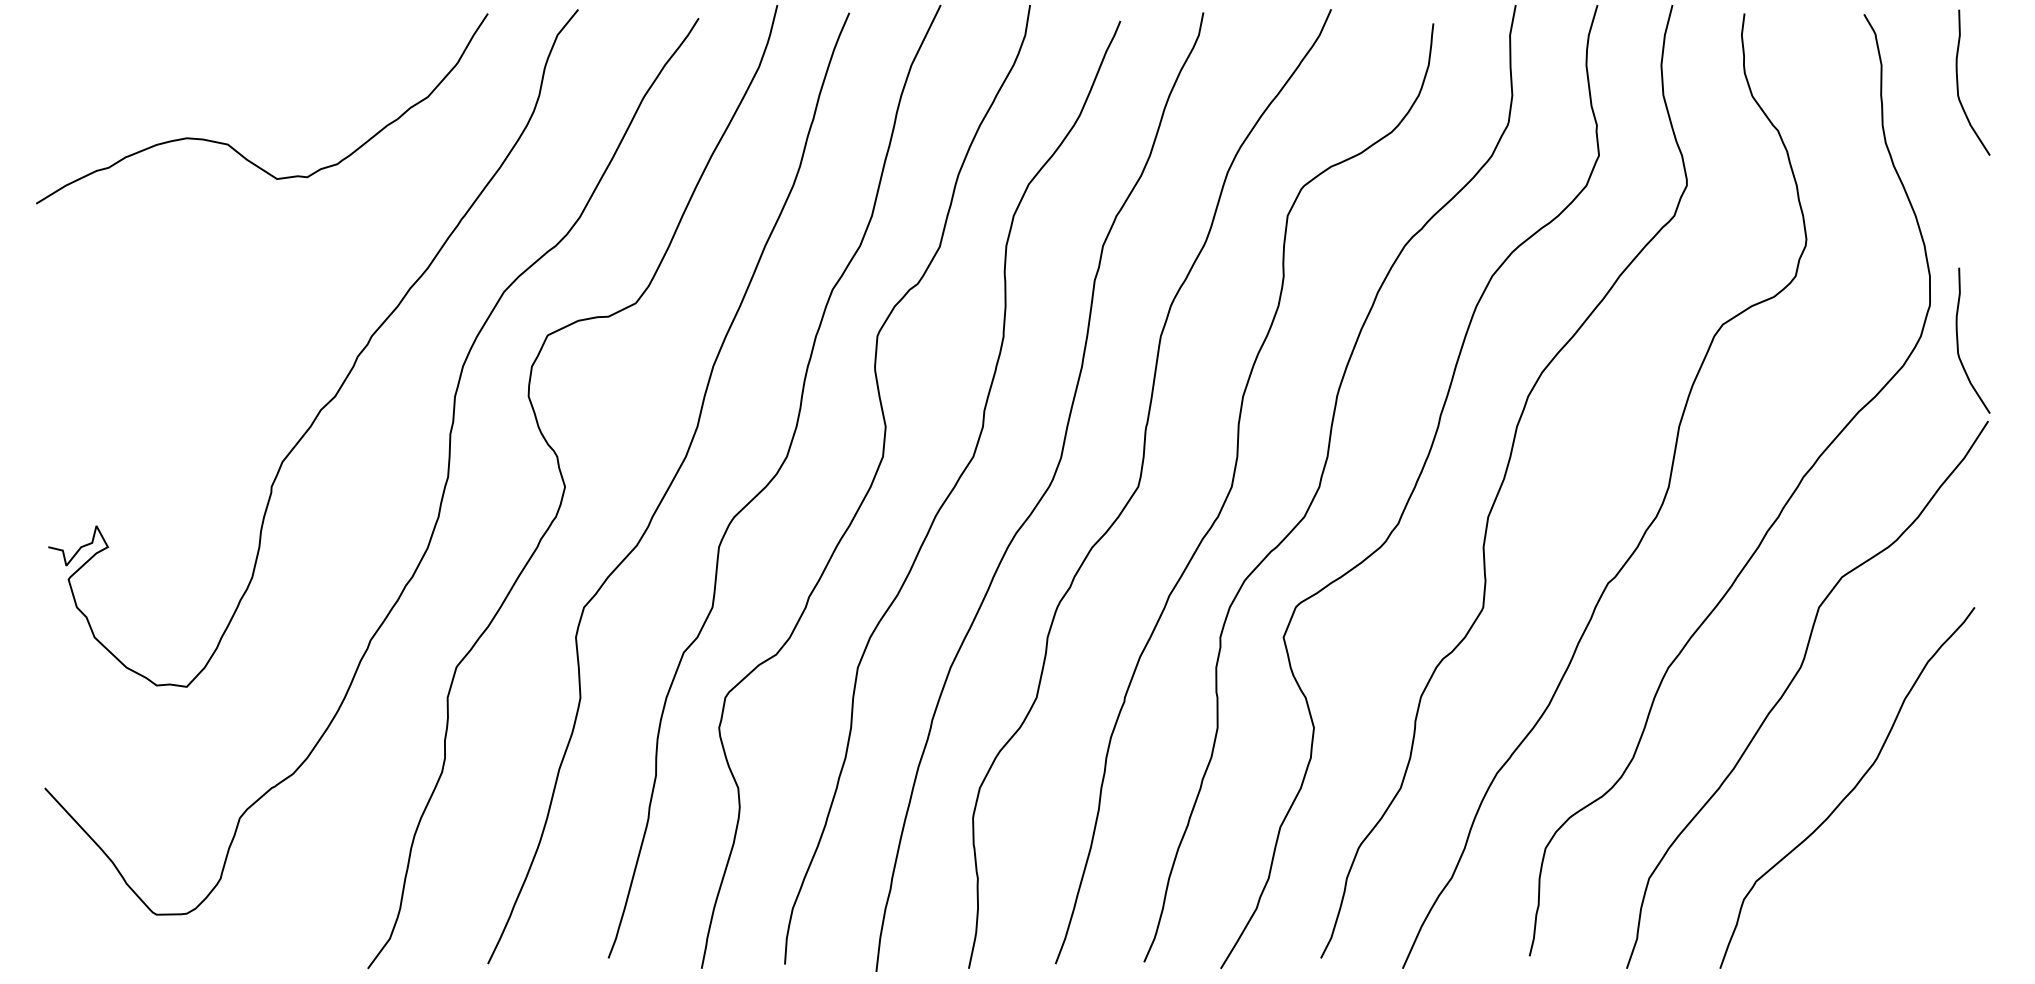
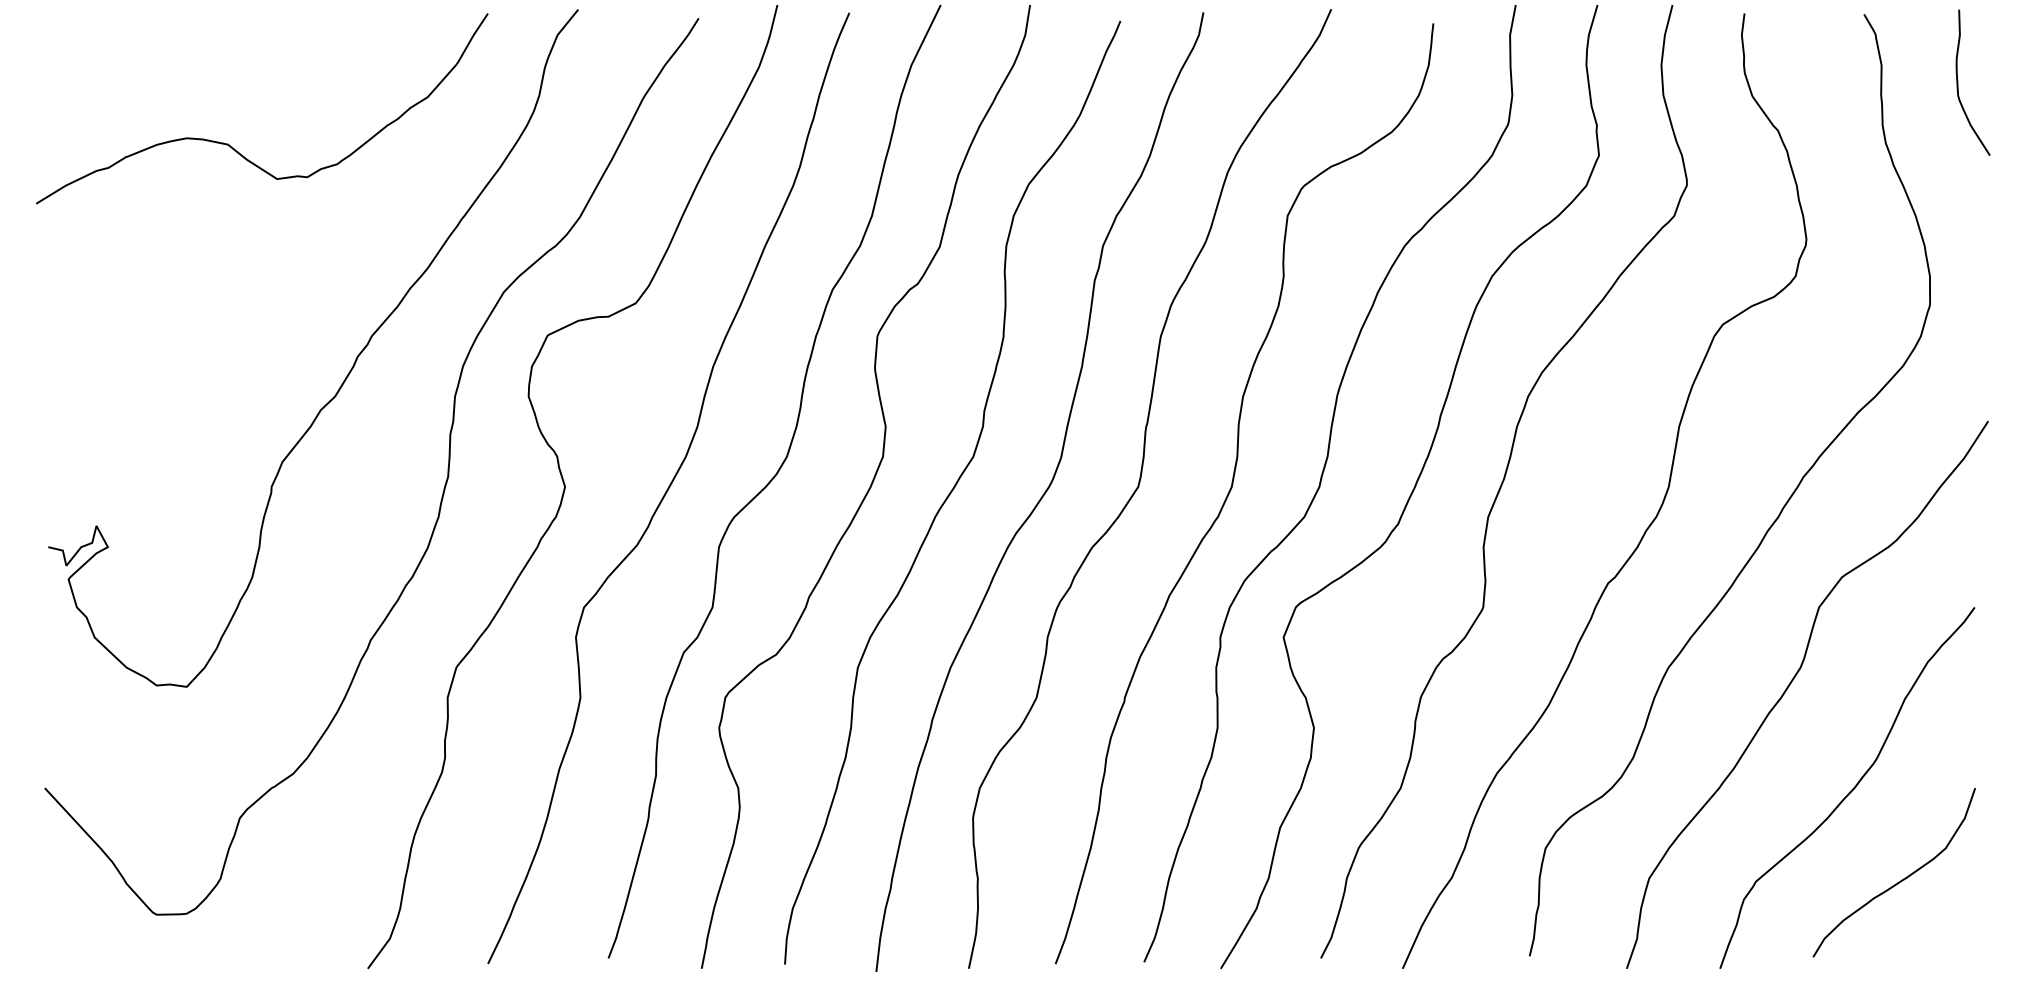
curve: present -> none (1958, 340)
curve: none -> present (1898, 881)
